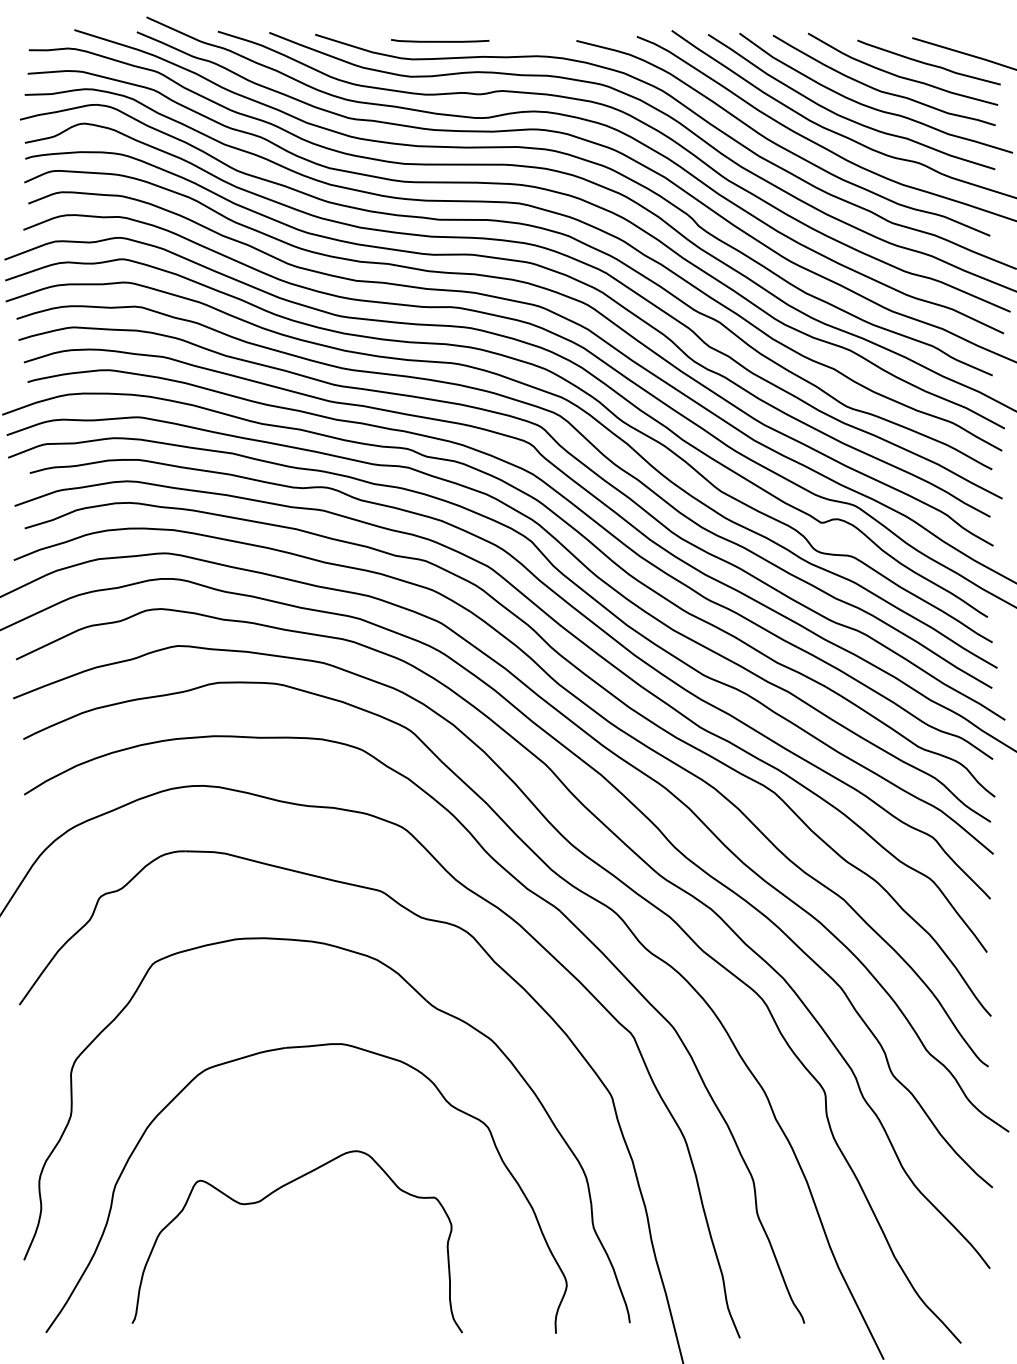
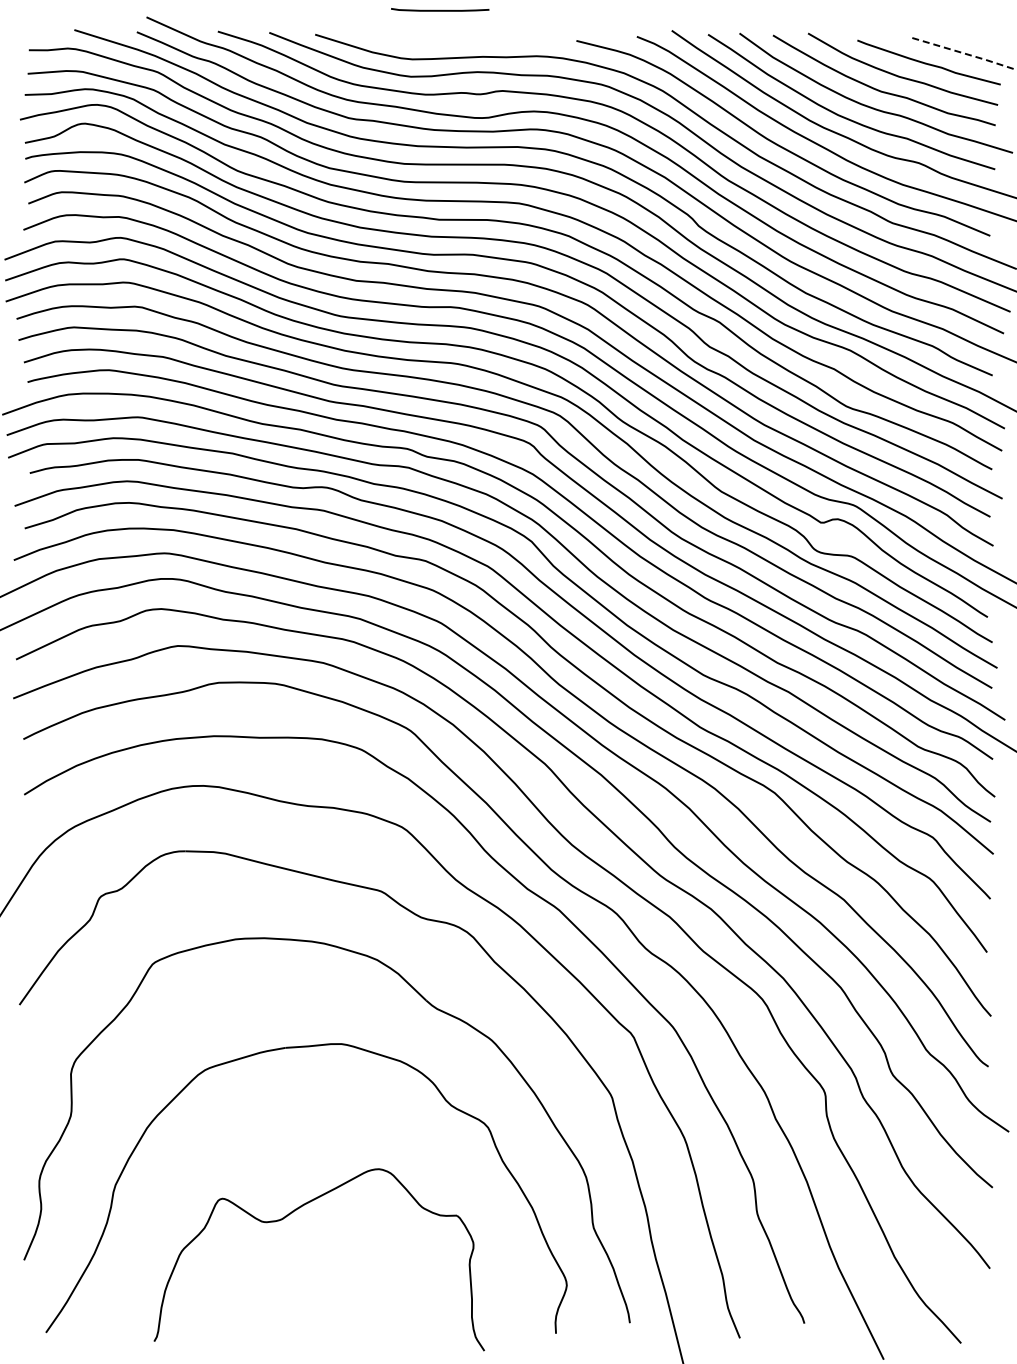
line position: (440, 40) -> (440, 9) (440, 9)
line: solid -> dashed (965, 53)
part position: (267, 1197) -> (289, 1215) (289, 1215)
